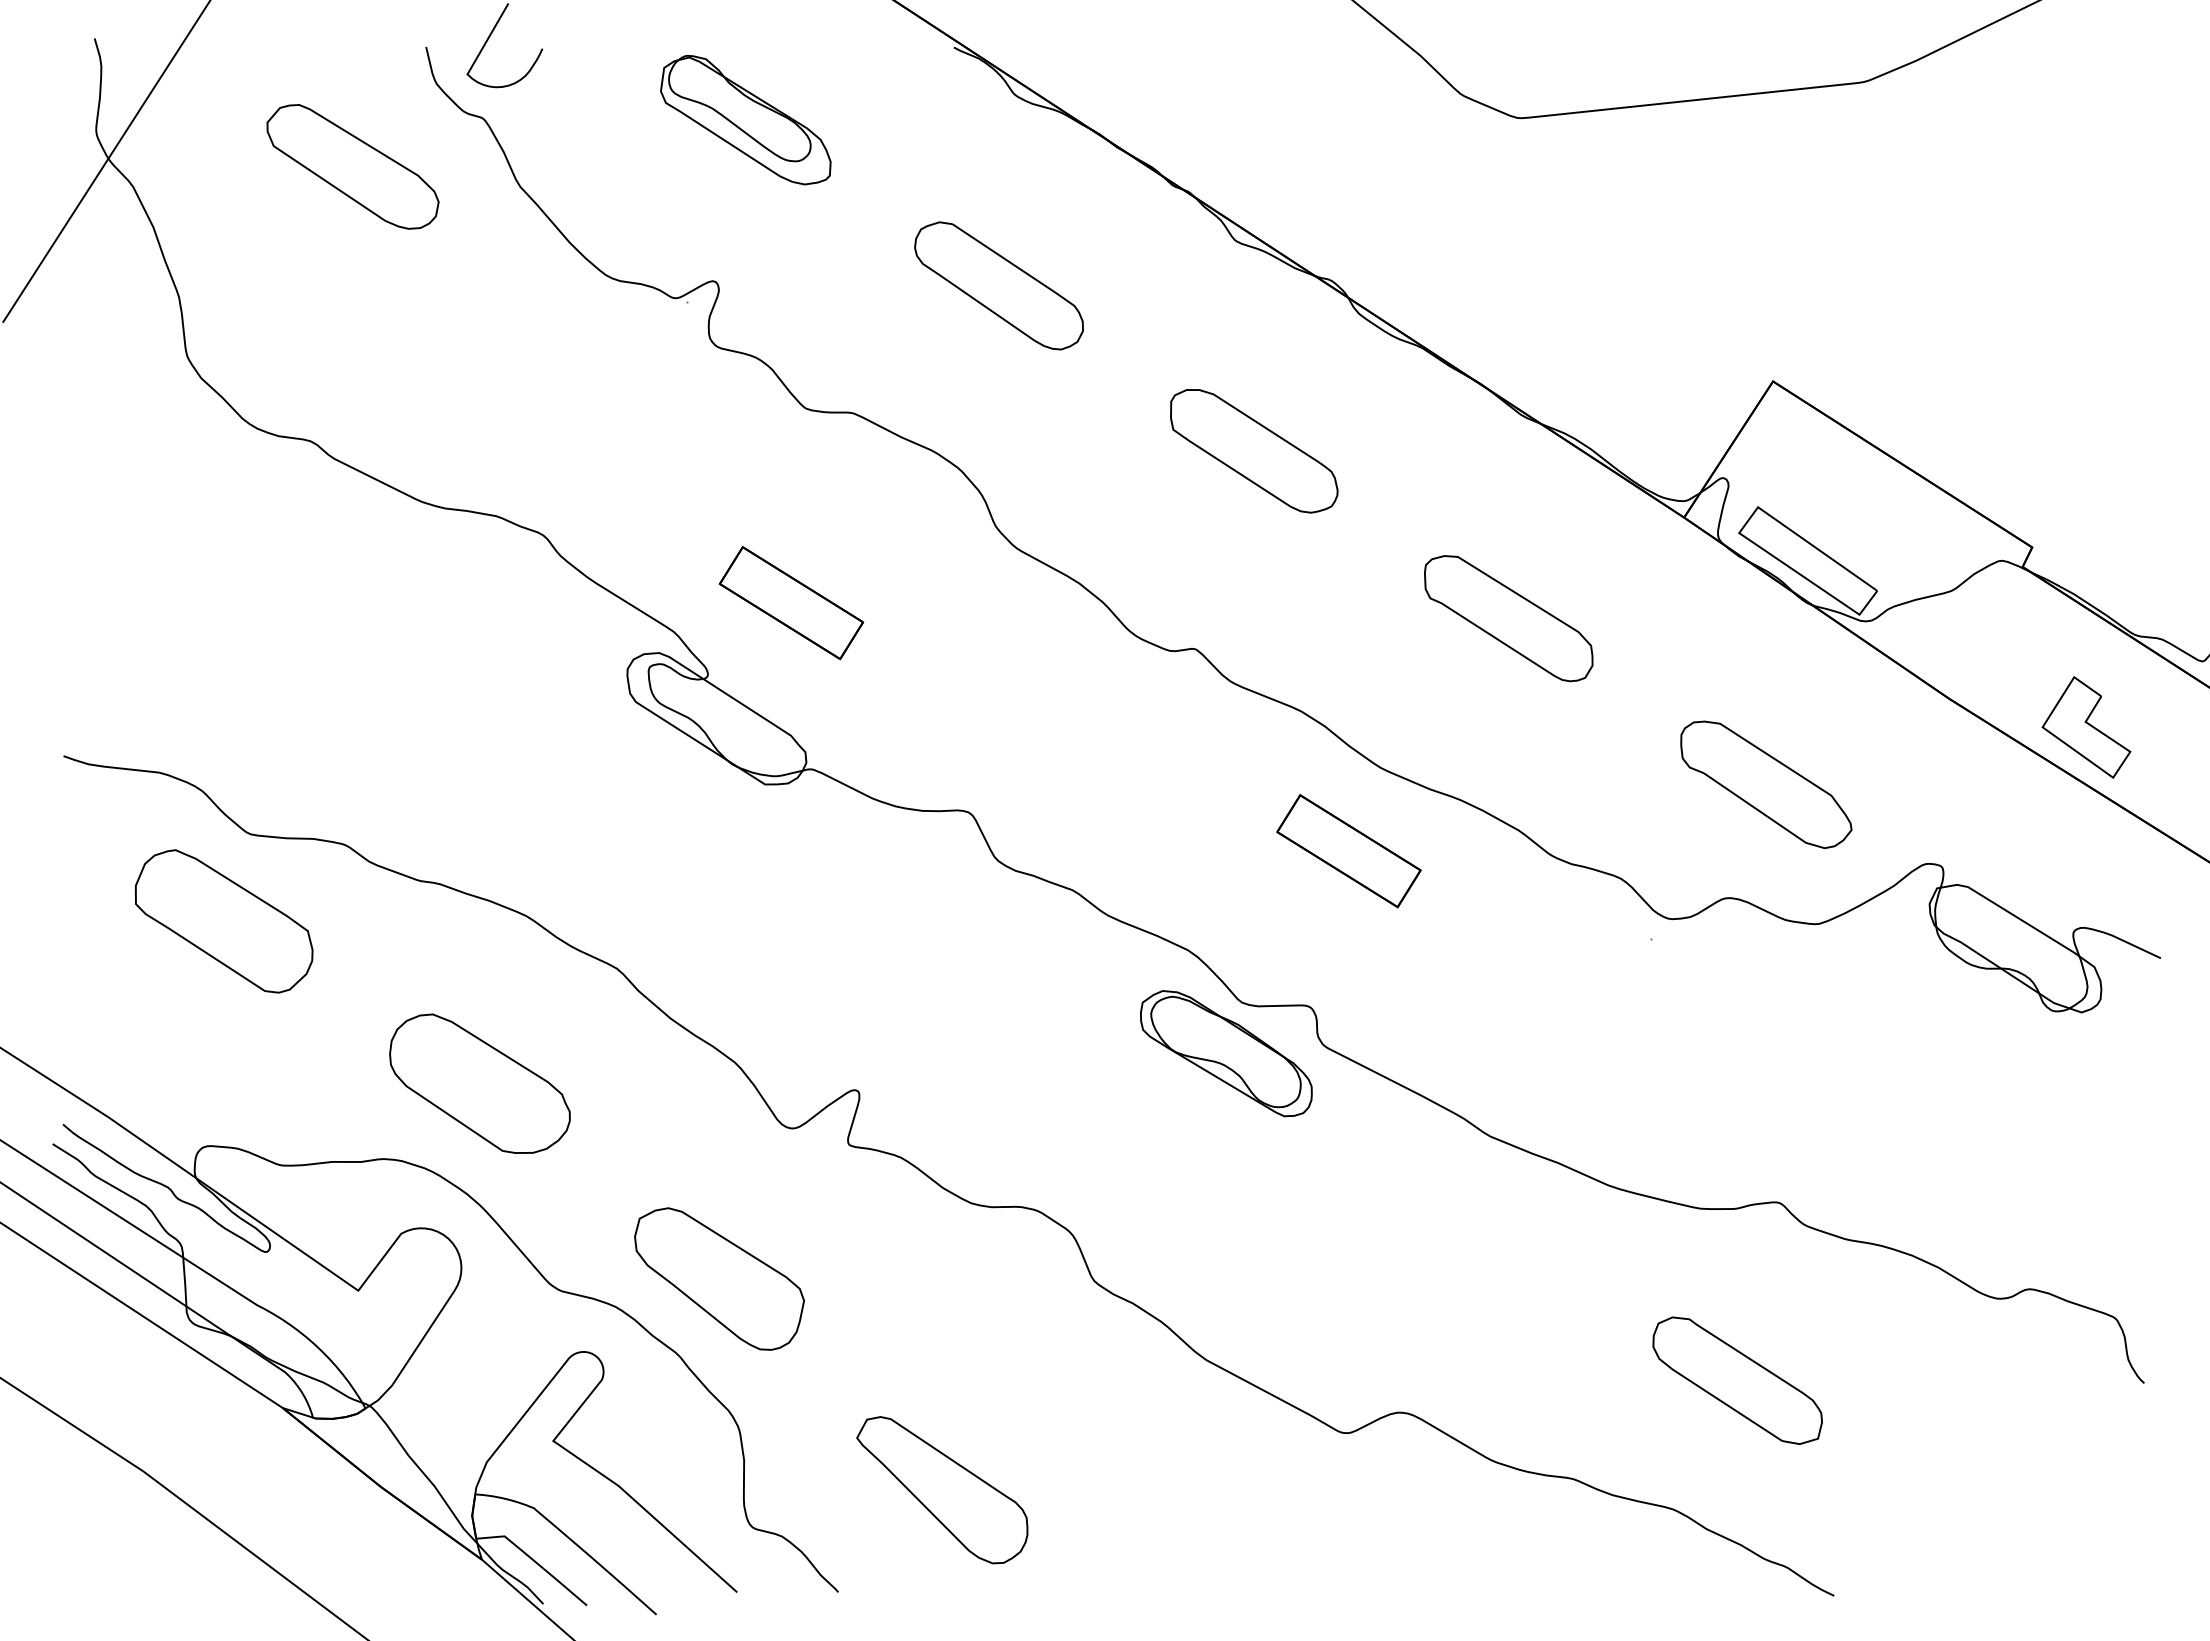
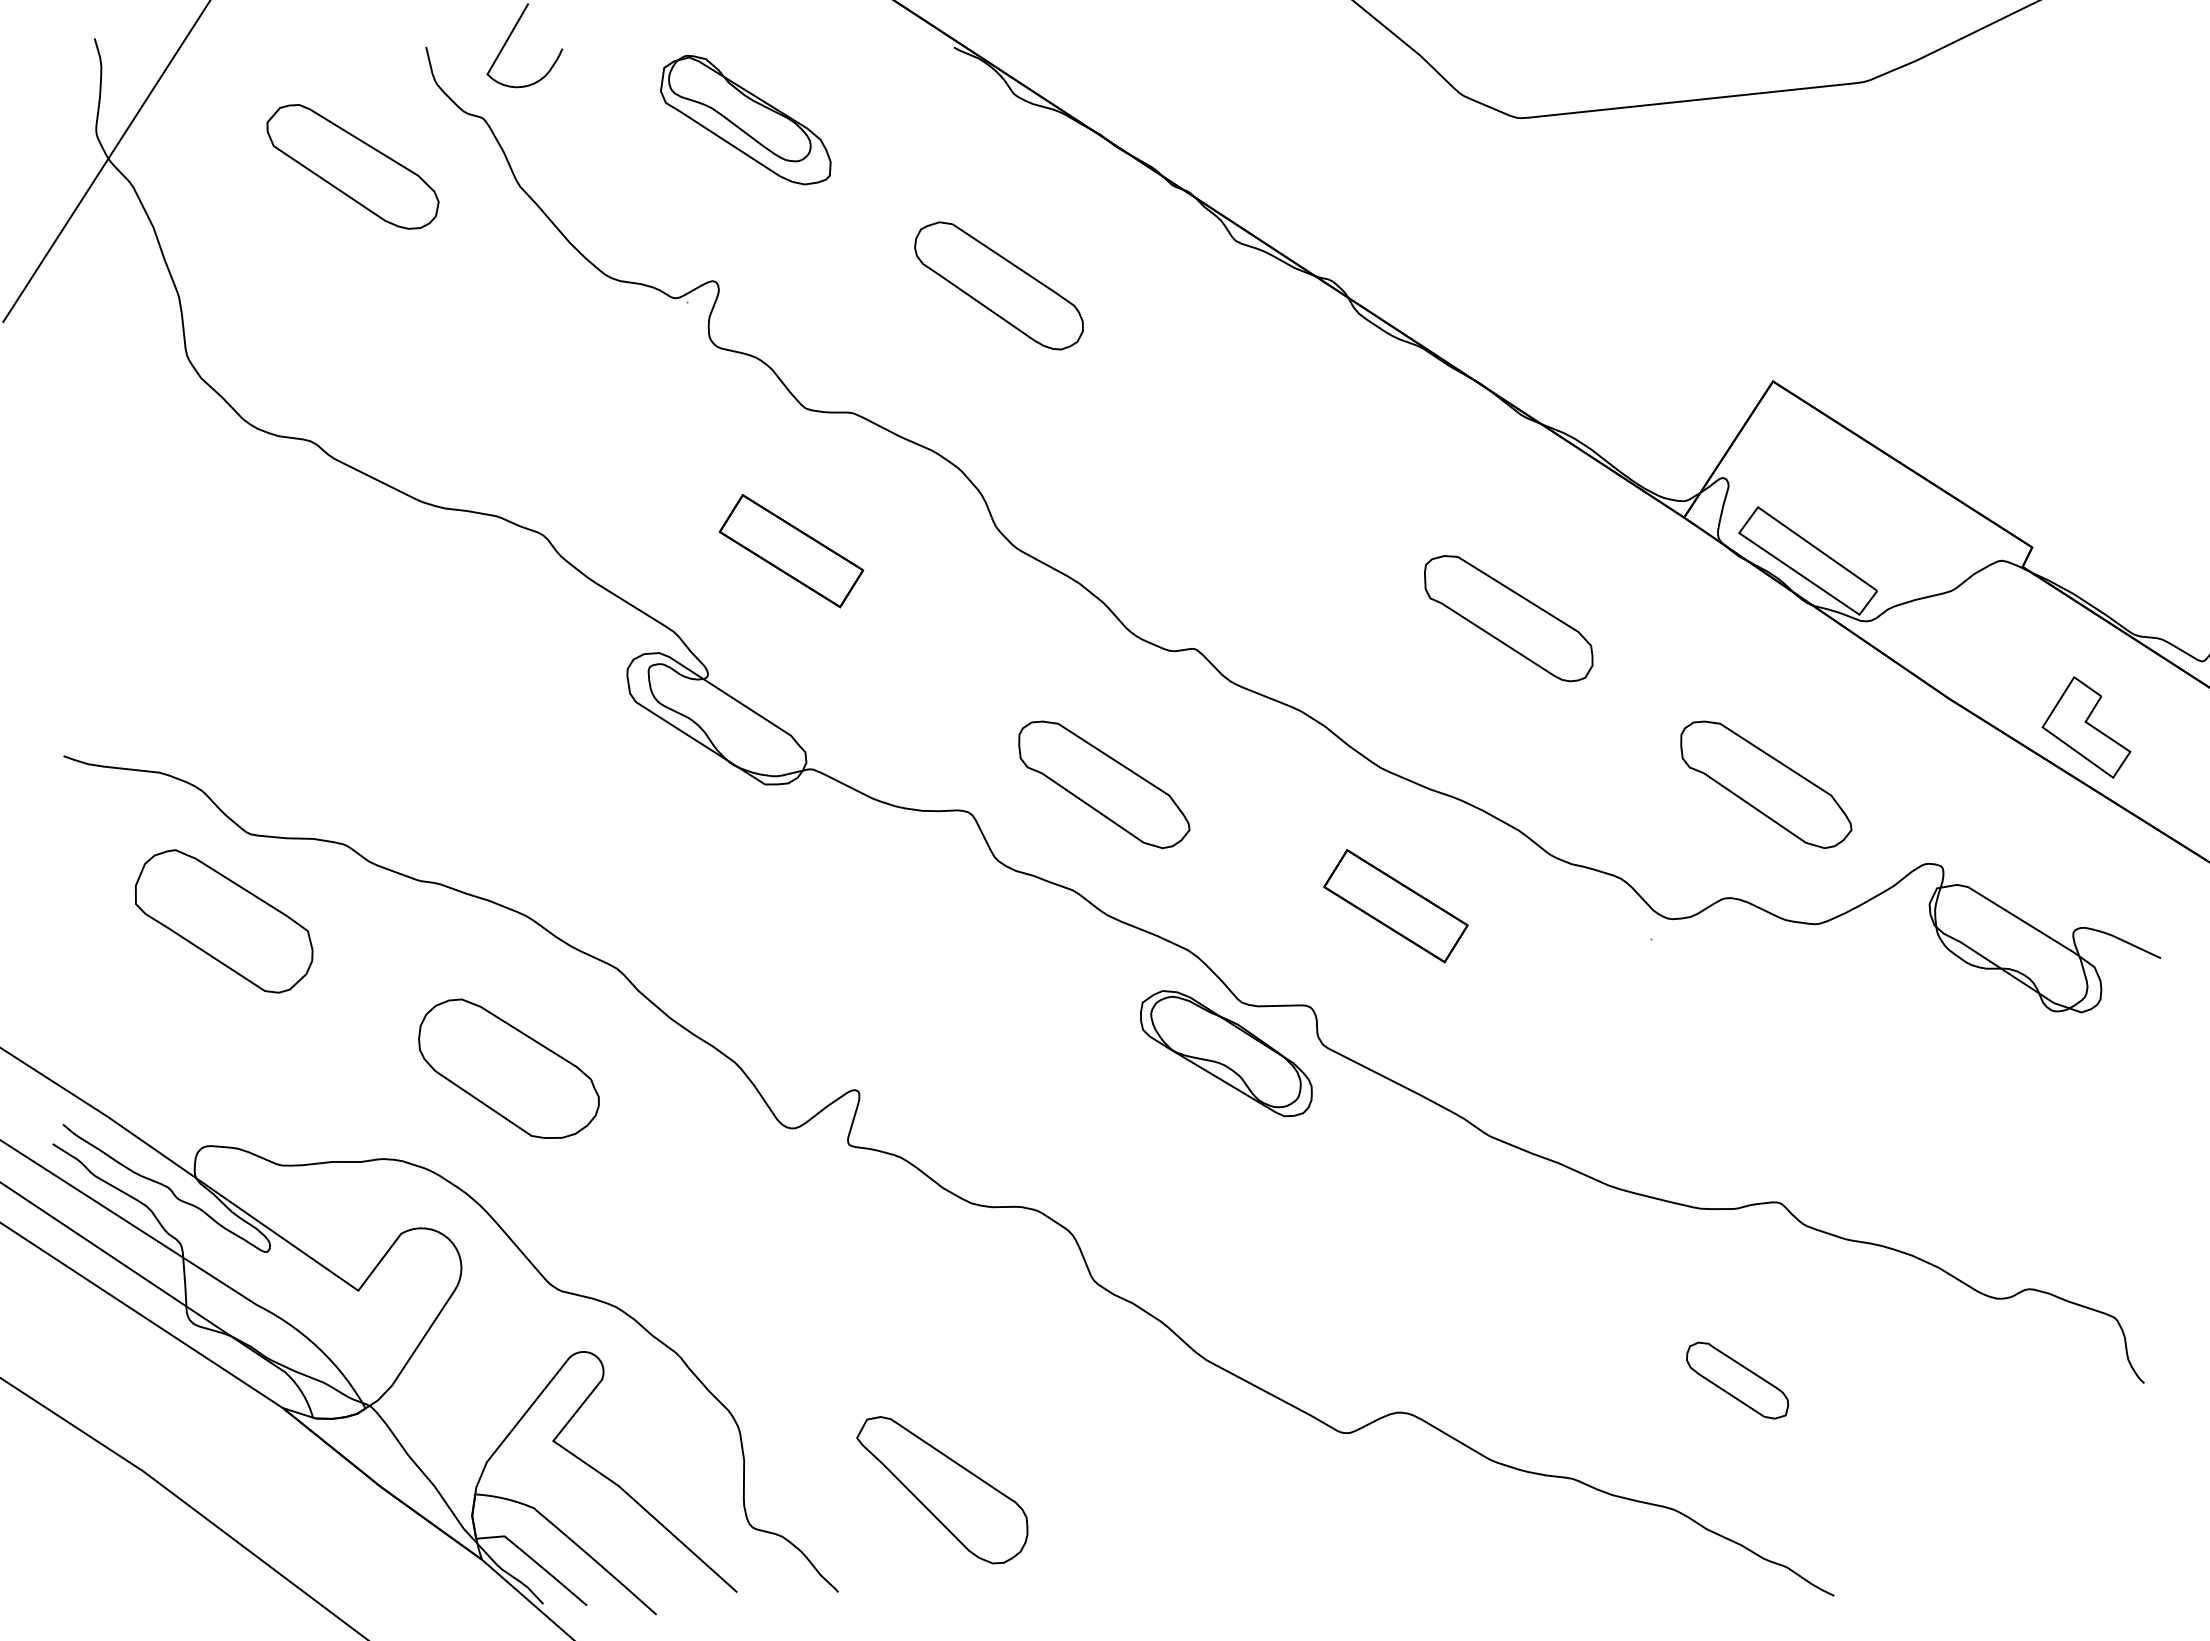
curve position: (491, 35) -> (511, 35) (511, 35)
part: present -> none (1254, 451)
part position: (791, 603) -> (791, 551) (791, 551)
part: none -> present (1104, 784)
part position: (1348, 851) -> (1395, 906) (1395, 906)
part position: (479, 1083) -> (508, 1068) (508, 1068)
part: present -> none (719, 1278)
part size: 171x129 px -> 104x79 px (1737, 1380)
